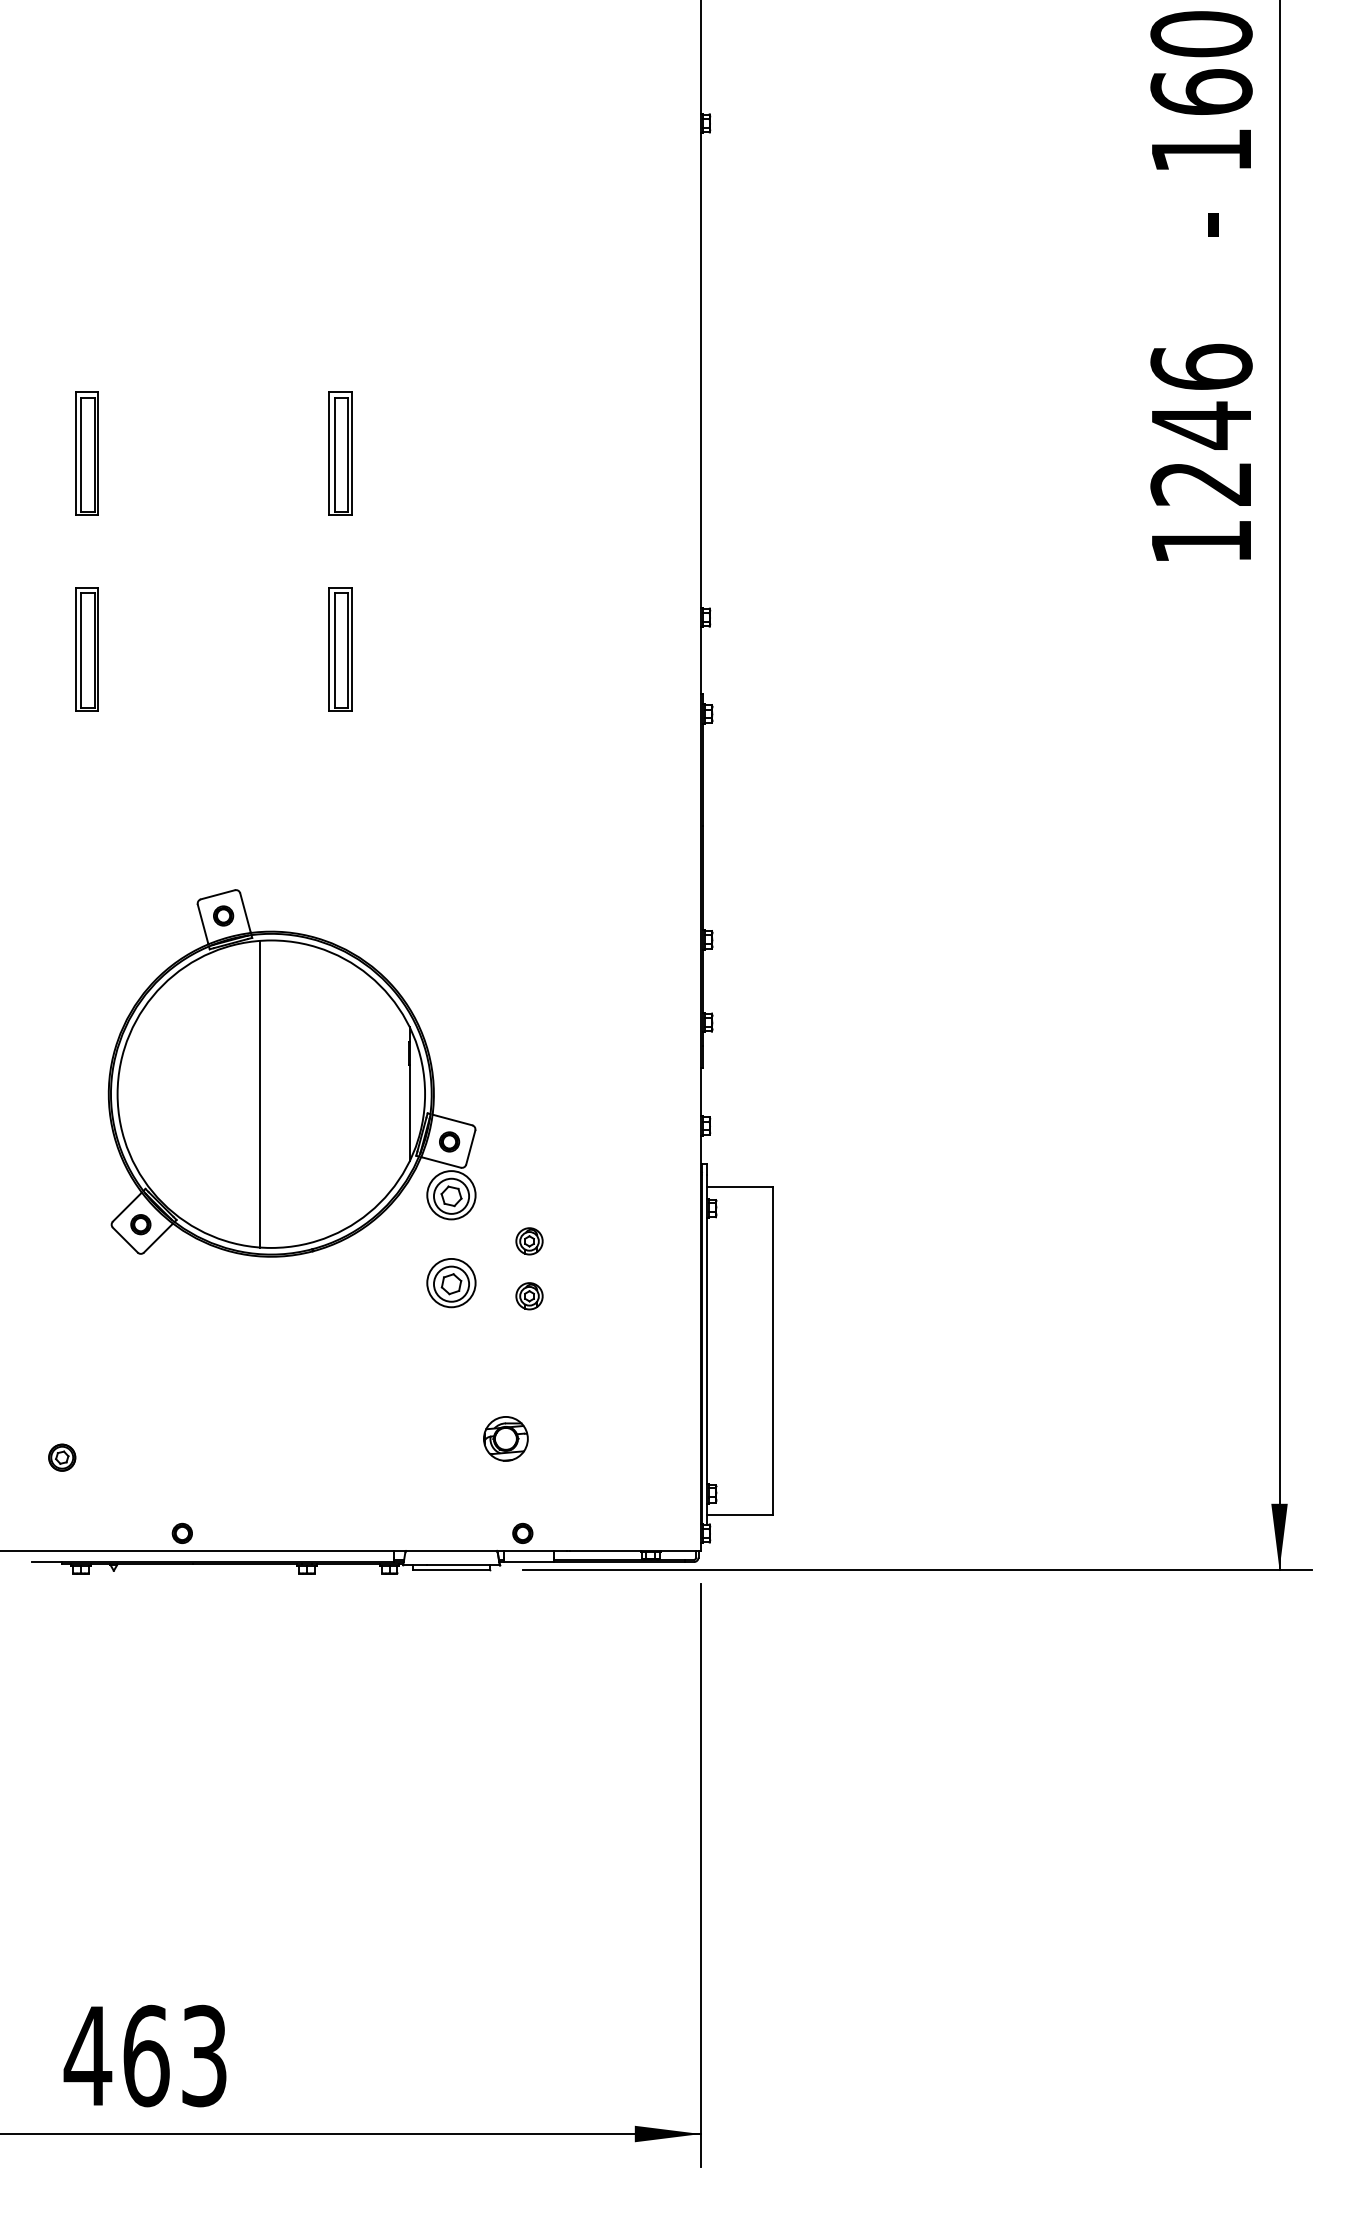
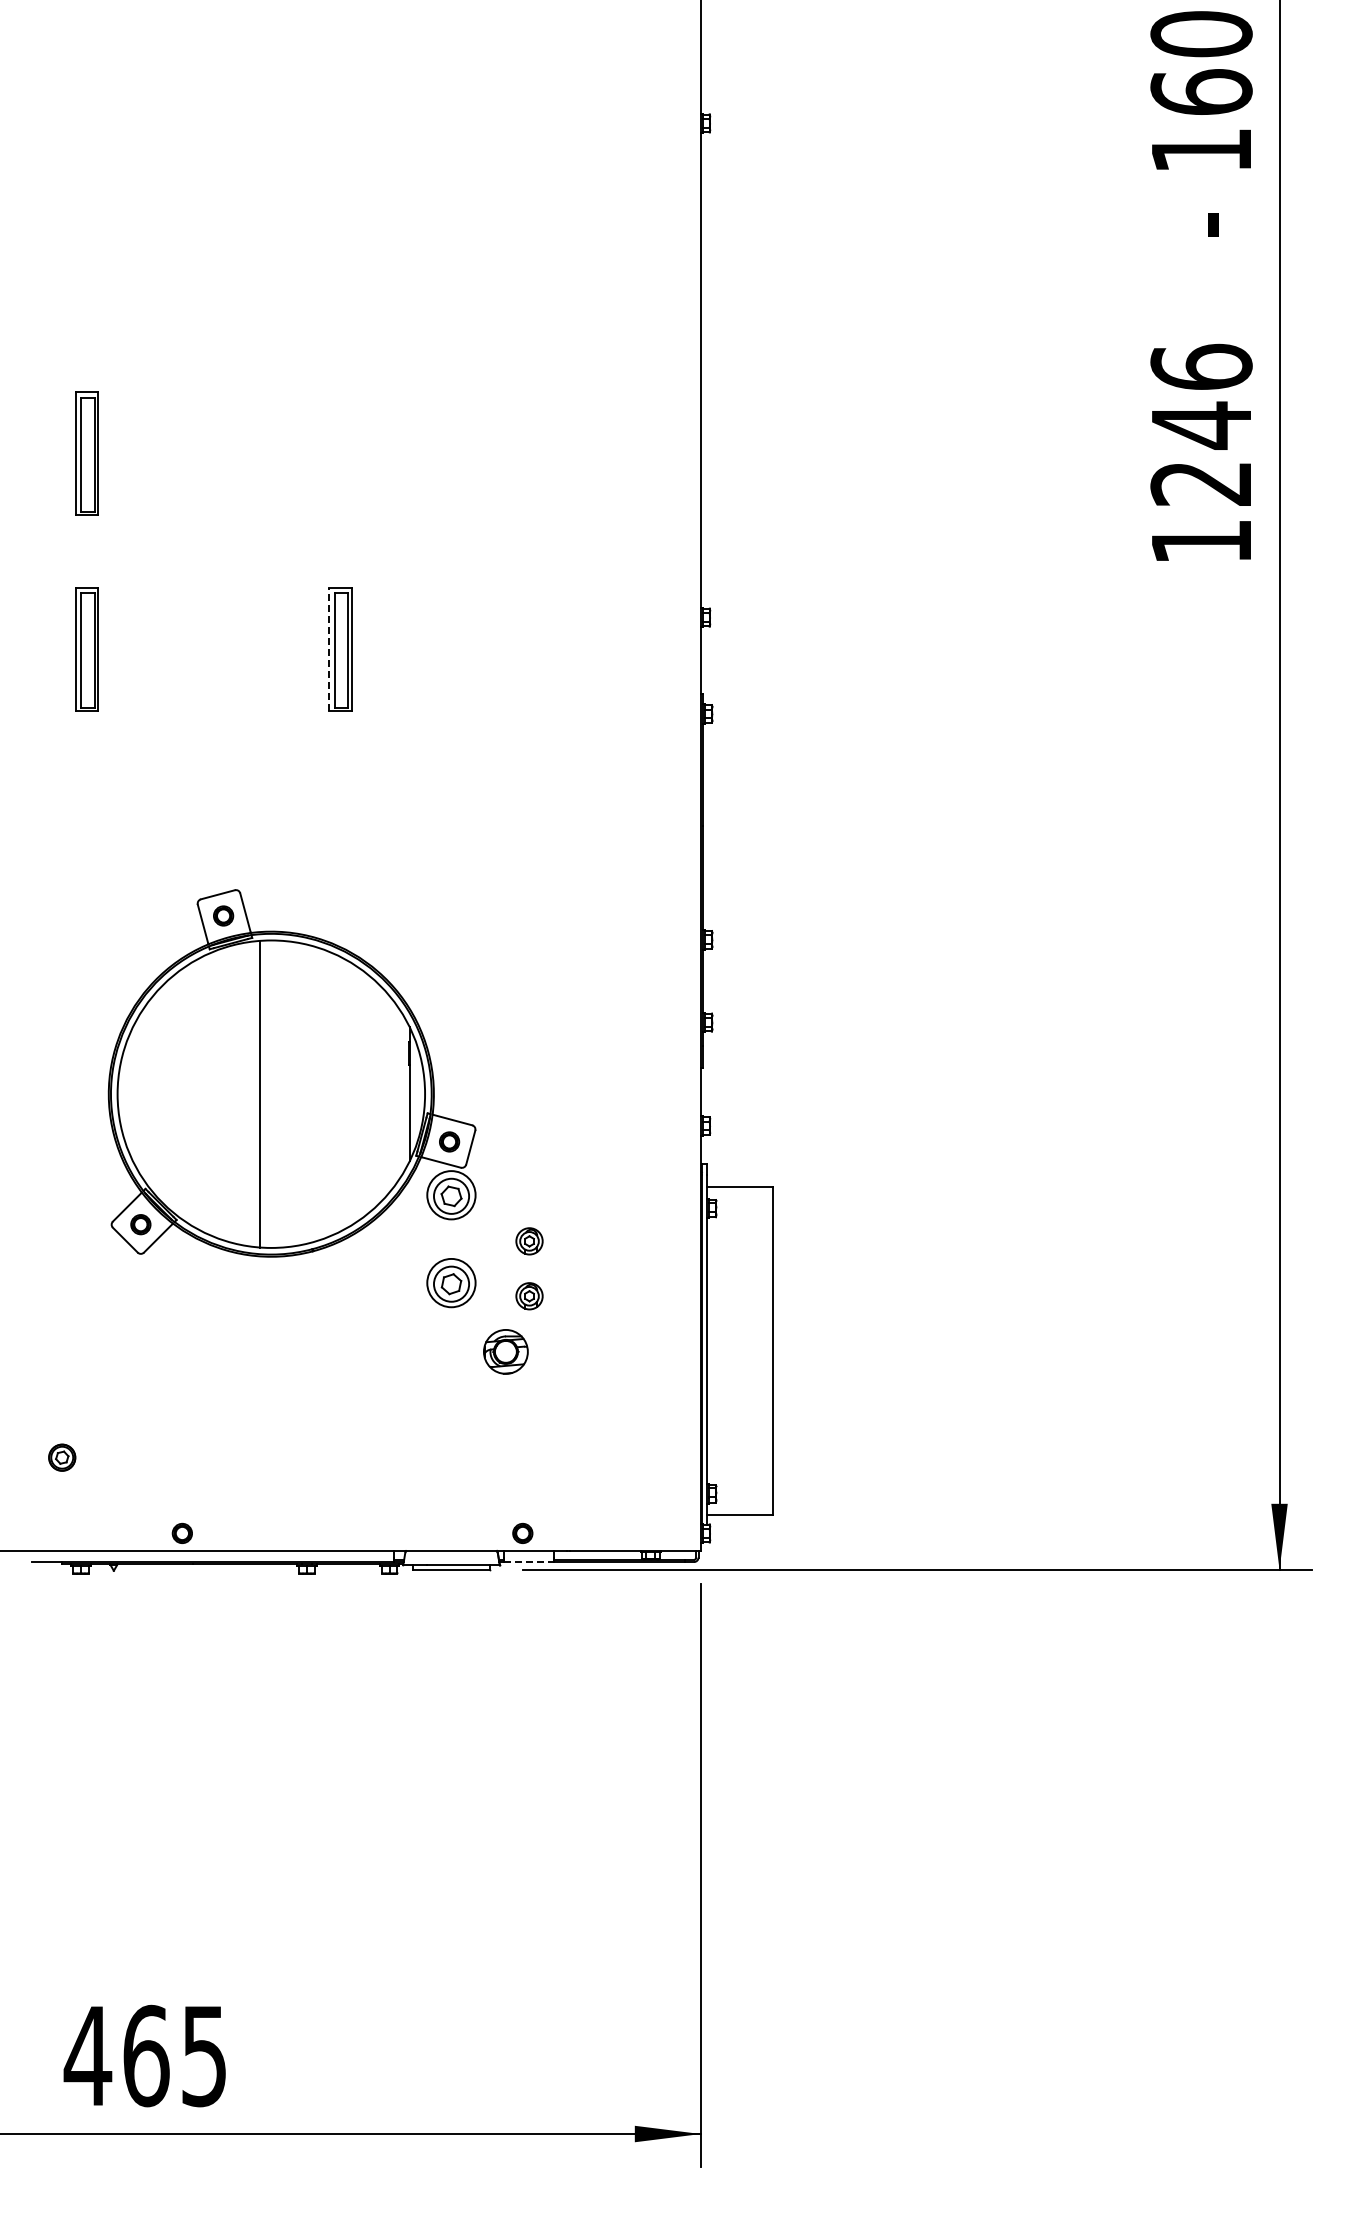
part: present -> none (340, 453)
line: solid -> dashed (328, 648)
part position: (505, 1438) -> (505, 1351) (505, 1351)
line: solid -> dashed (528, 1562)
text: 463 -> 465 (204, 2055)
